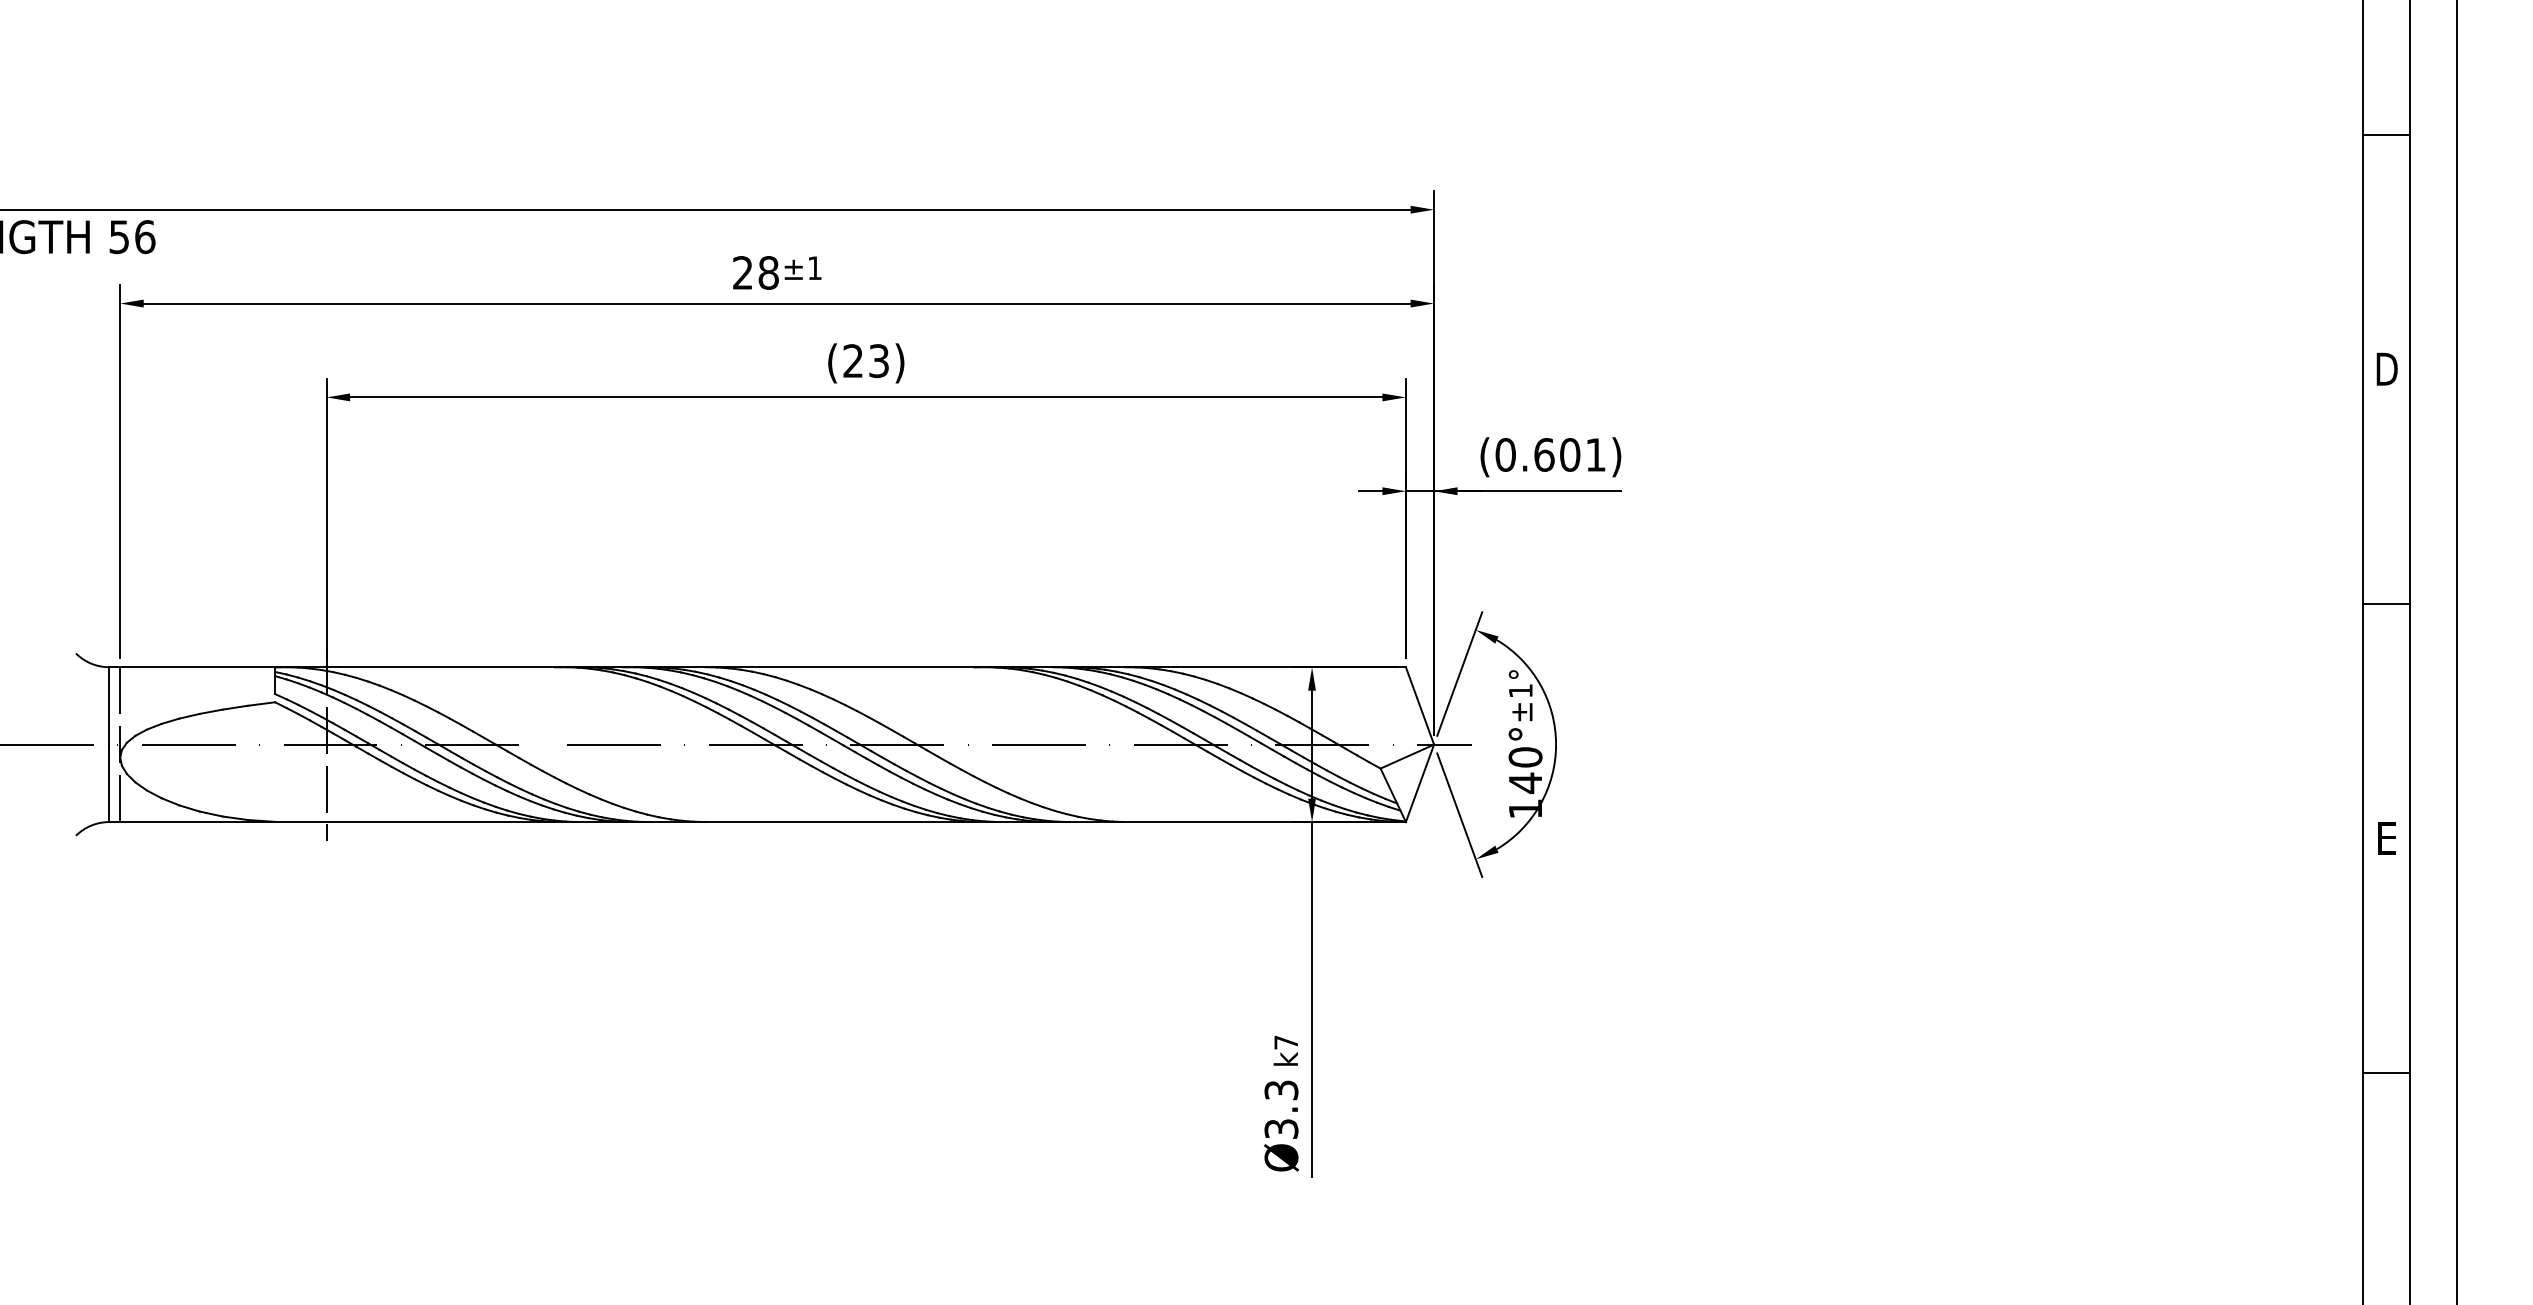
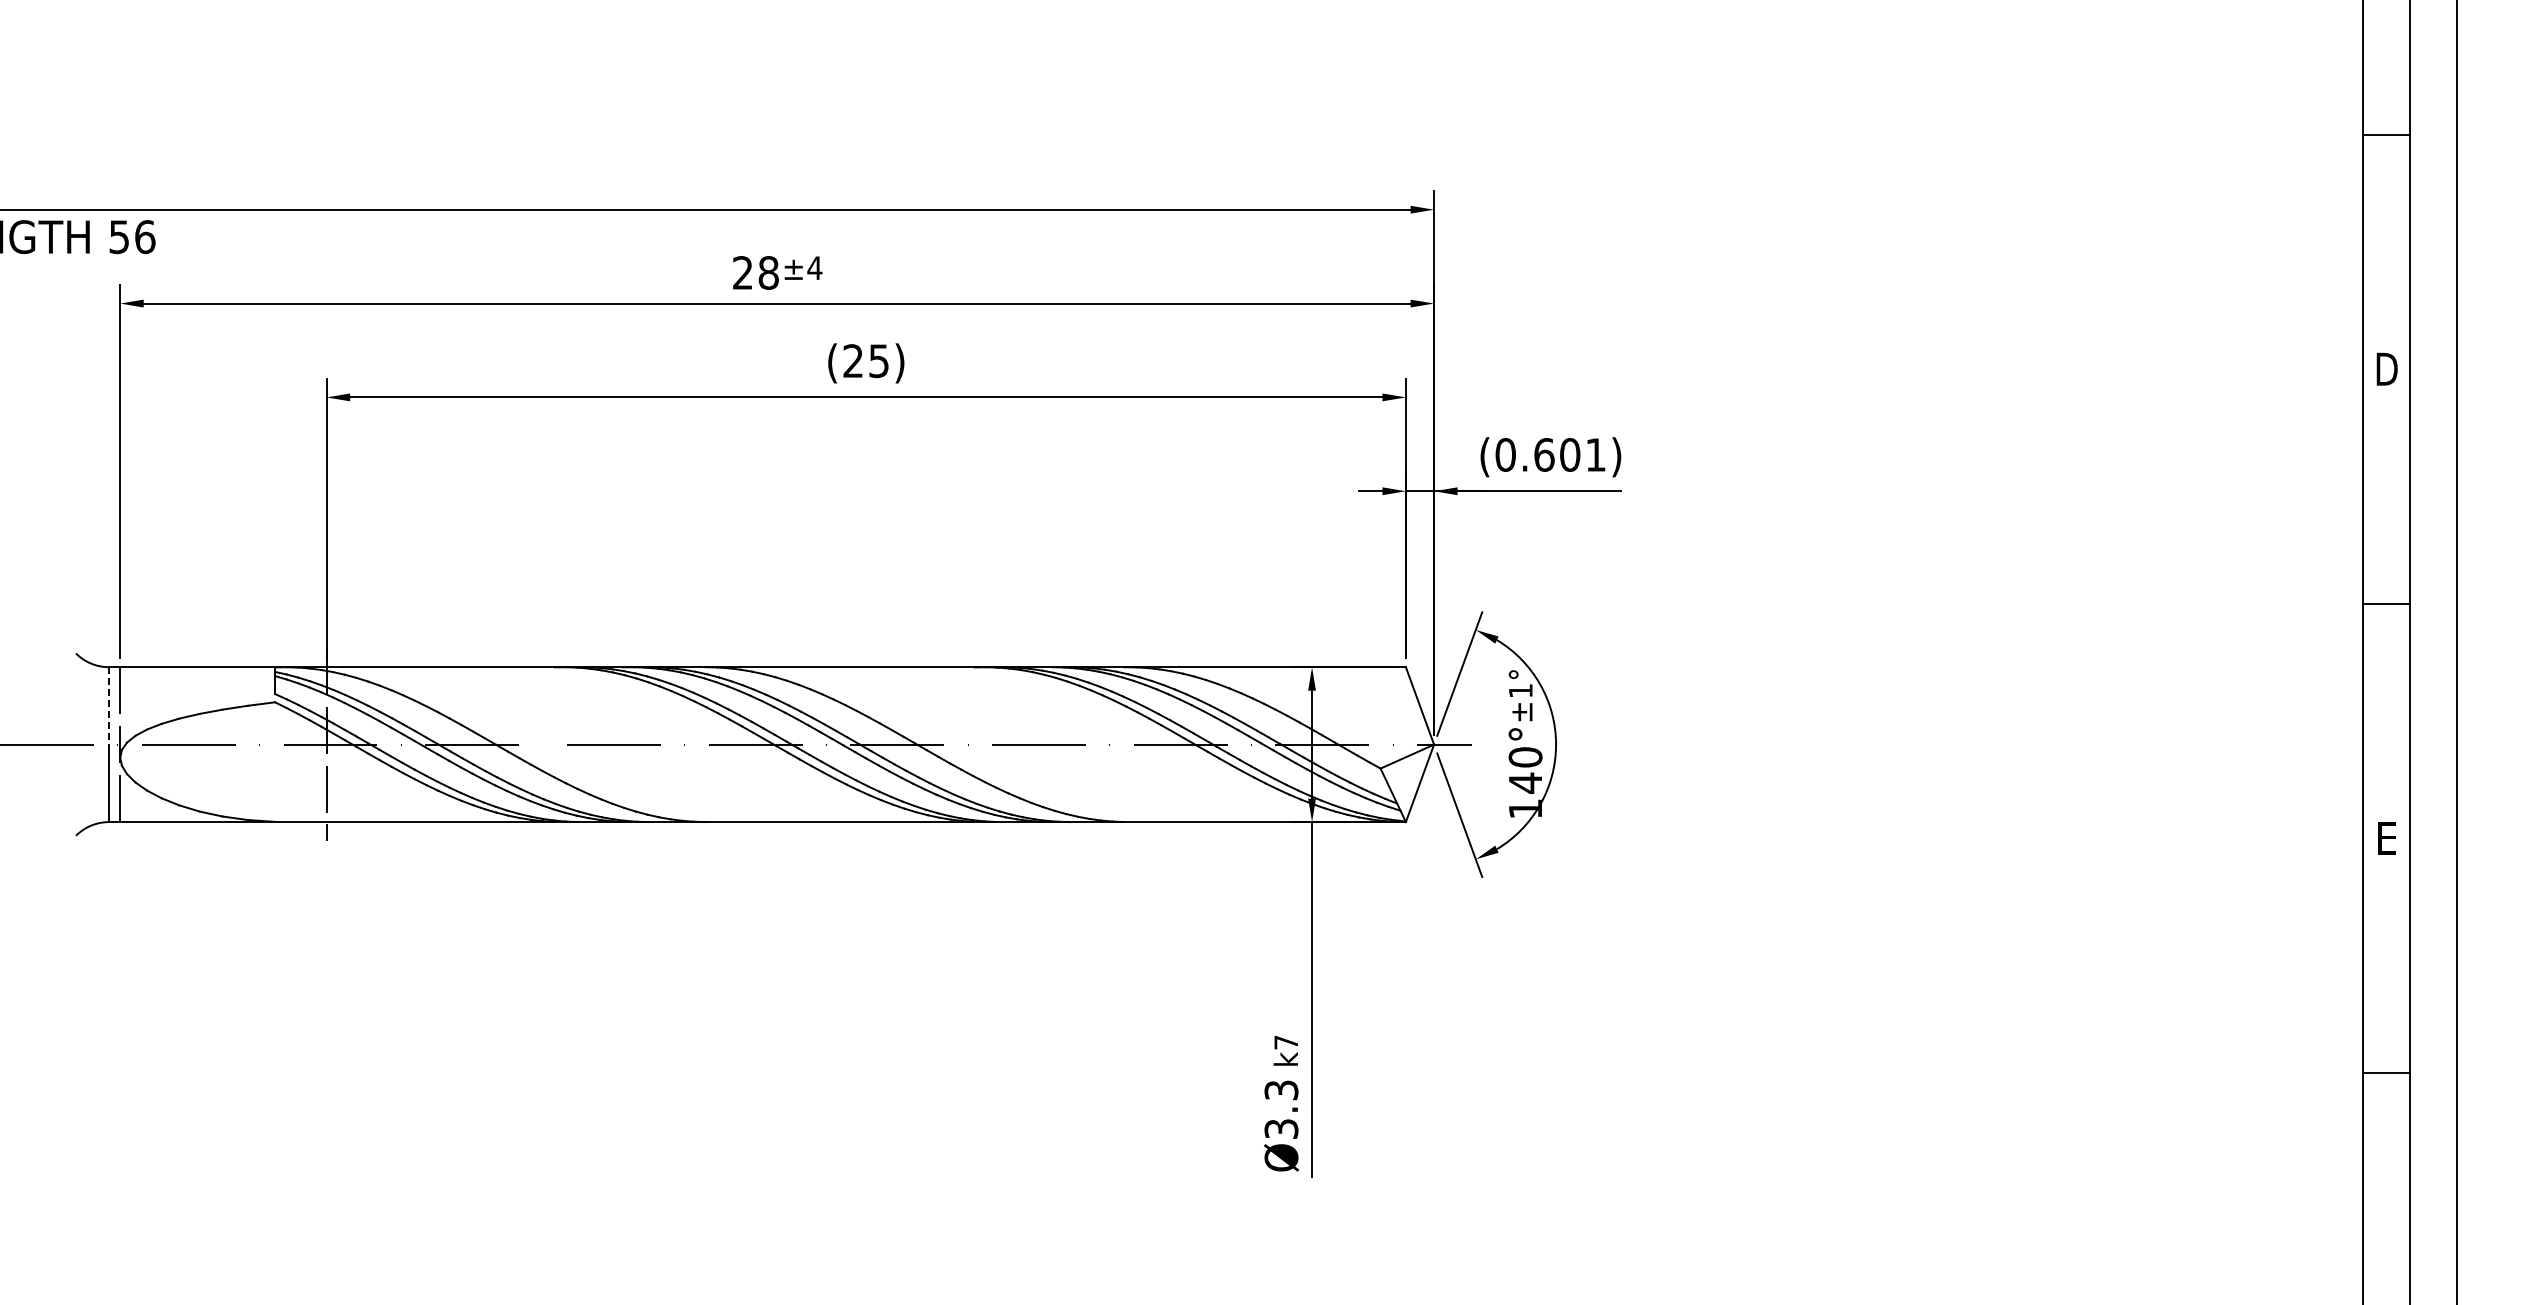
text: ±1 -> ±4 (814, 267)
text: (23) -> (25) (879, 360)
line: solid -> dashed (109, 705)
